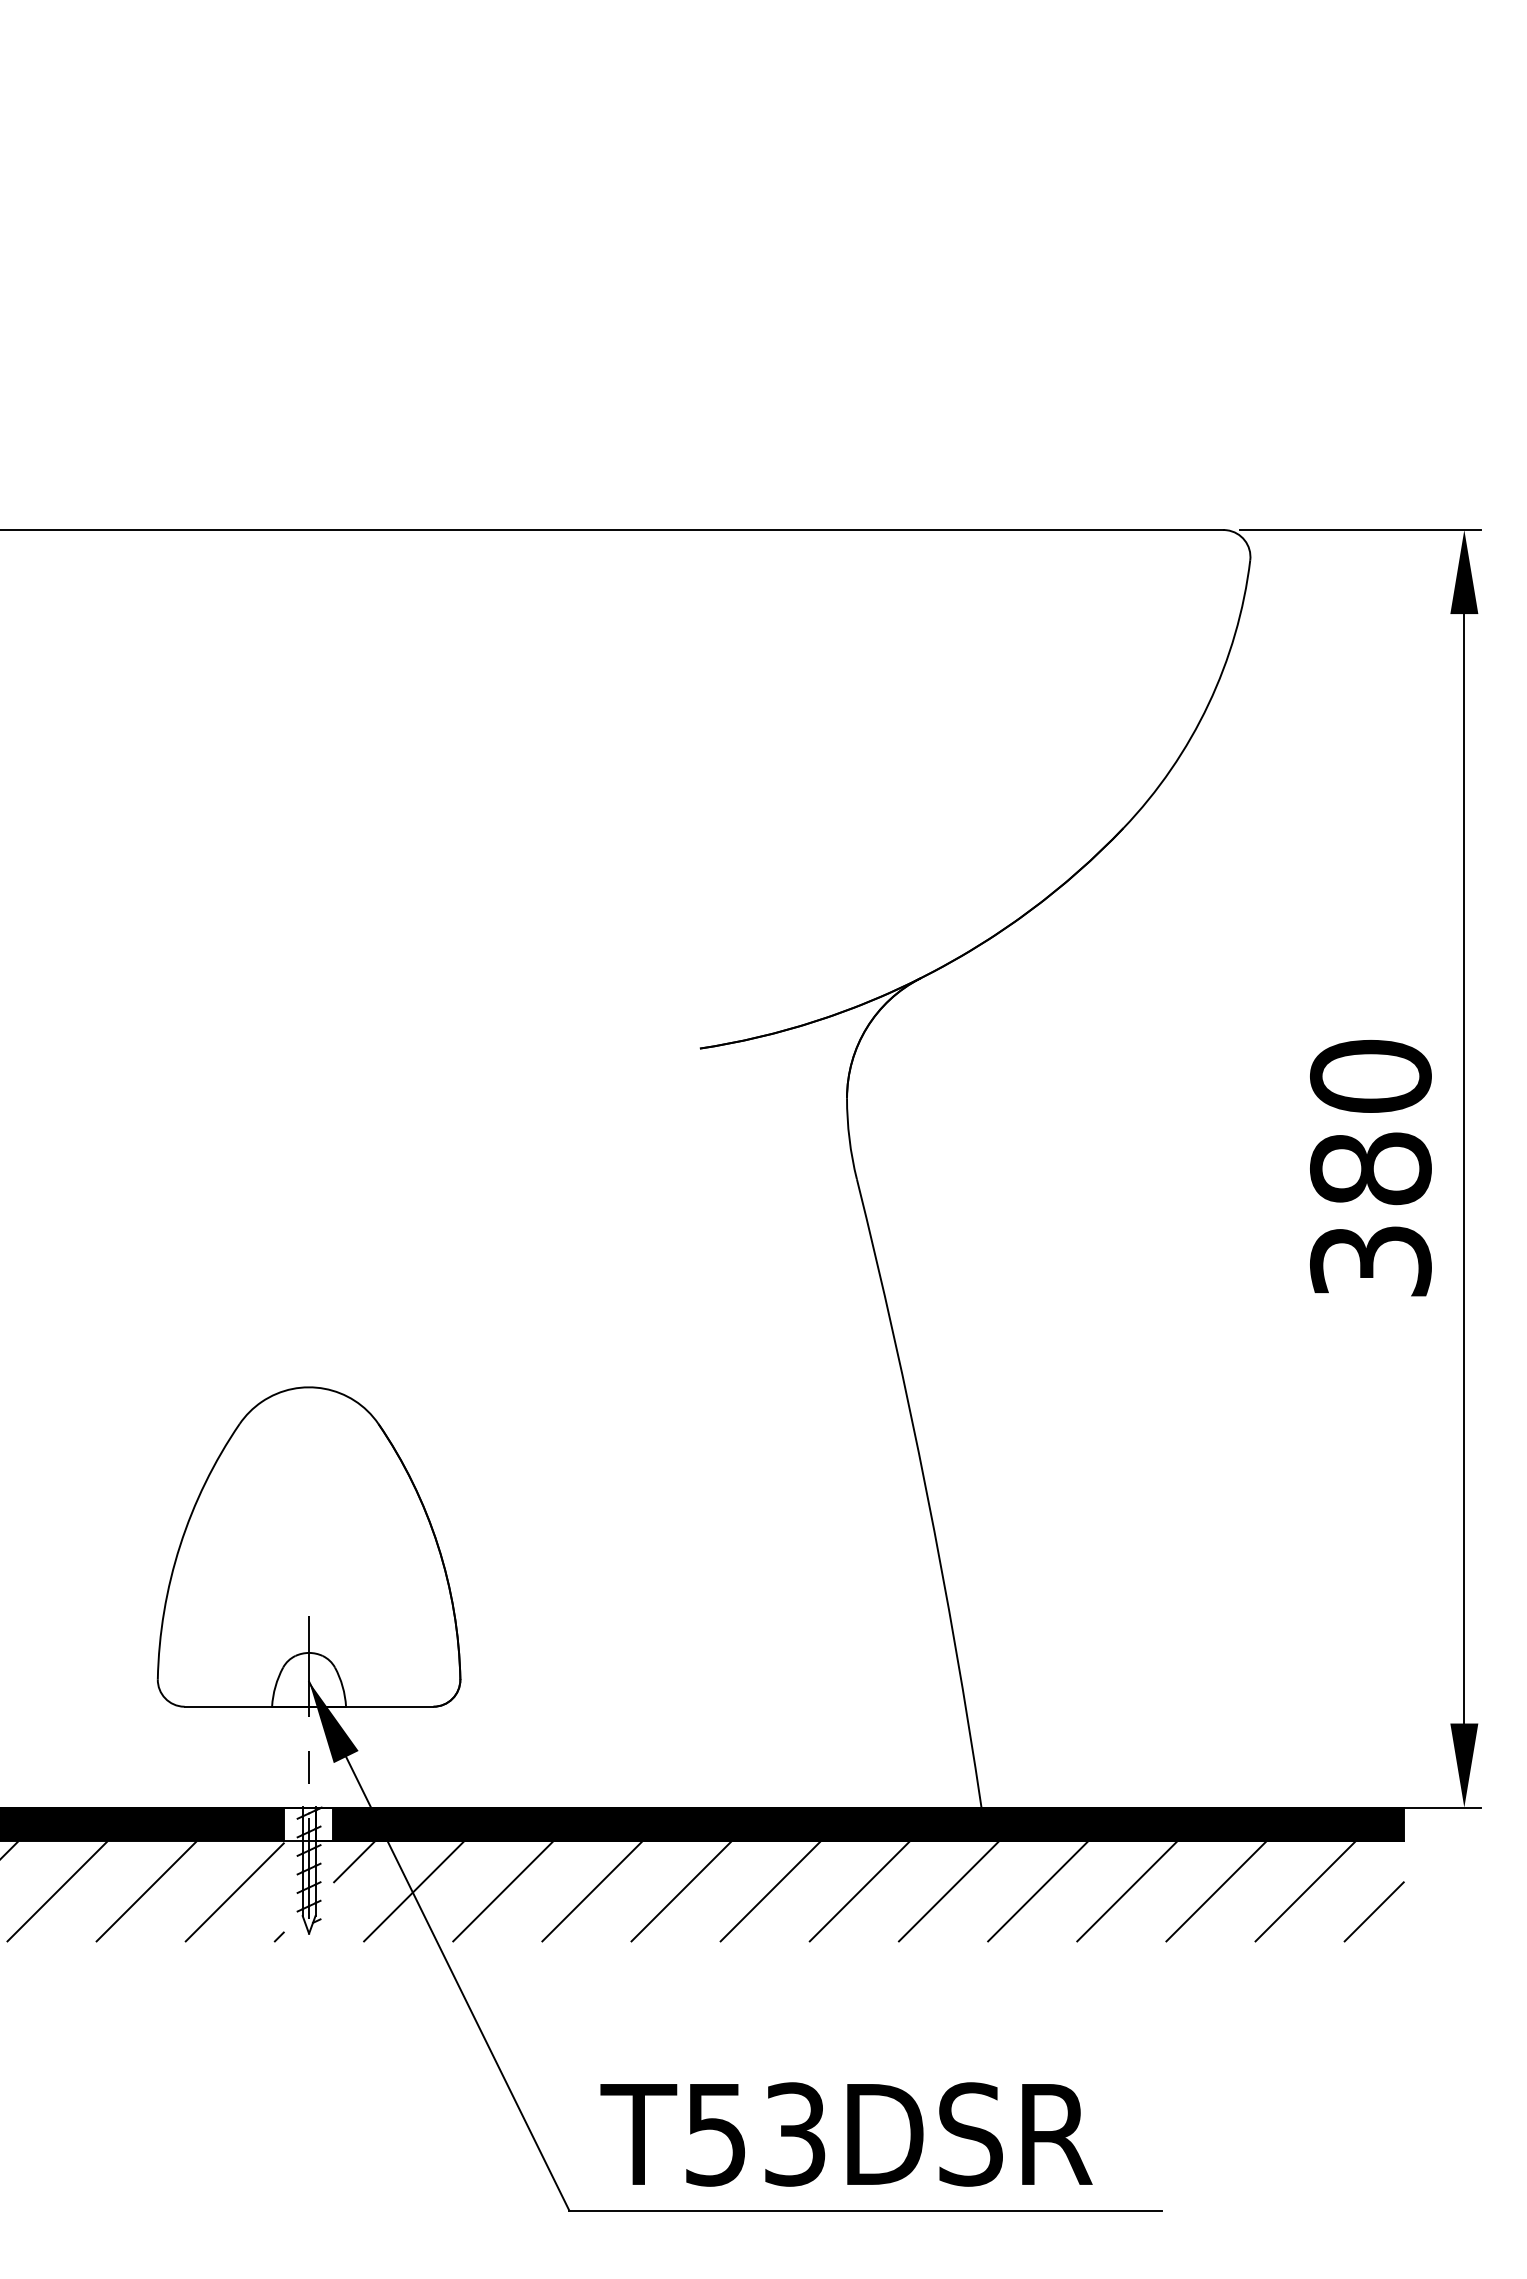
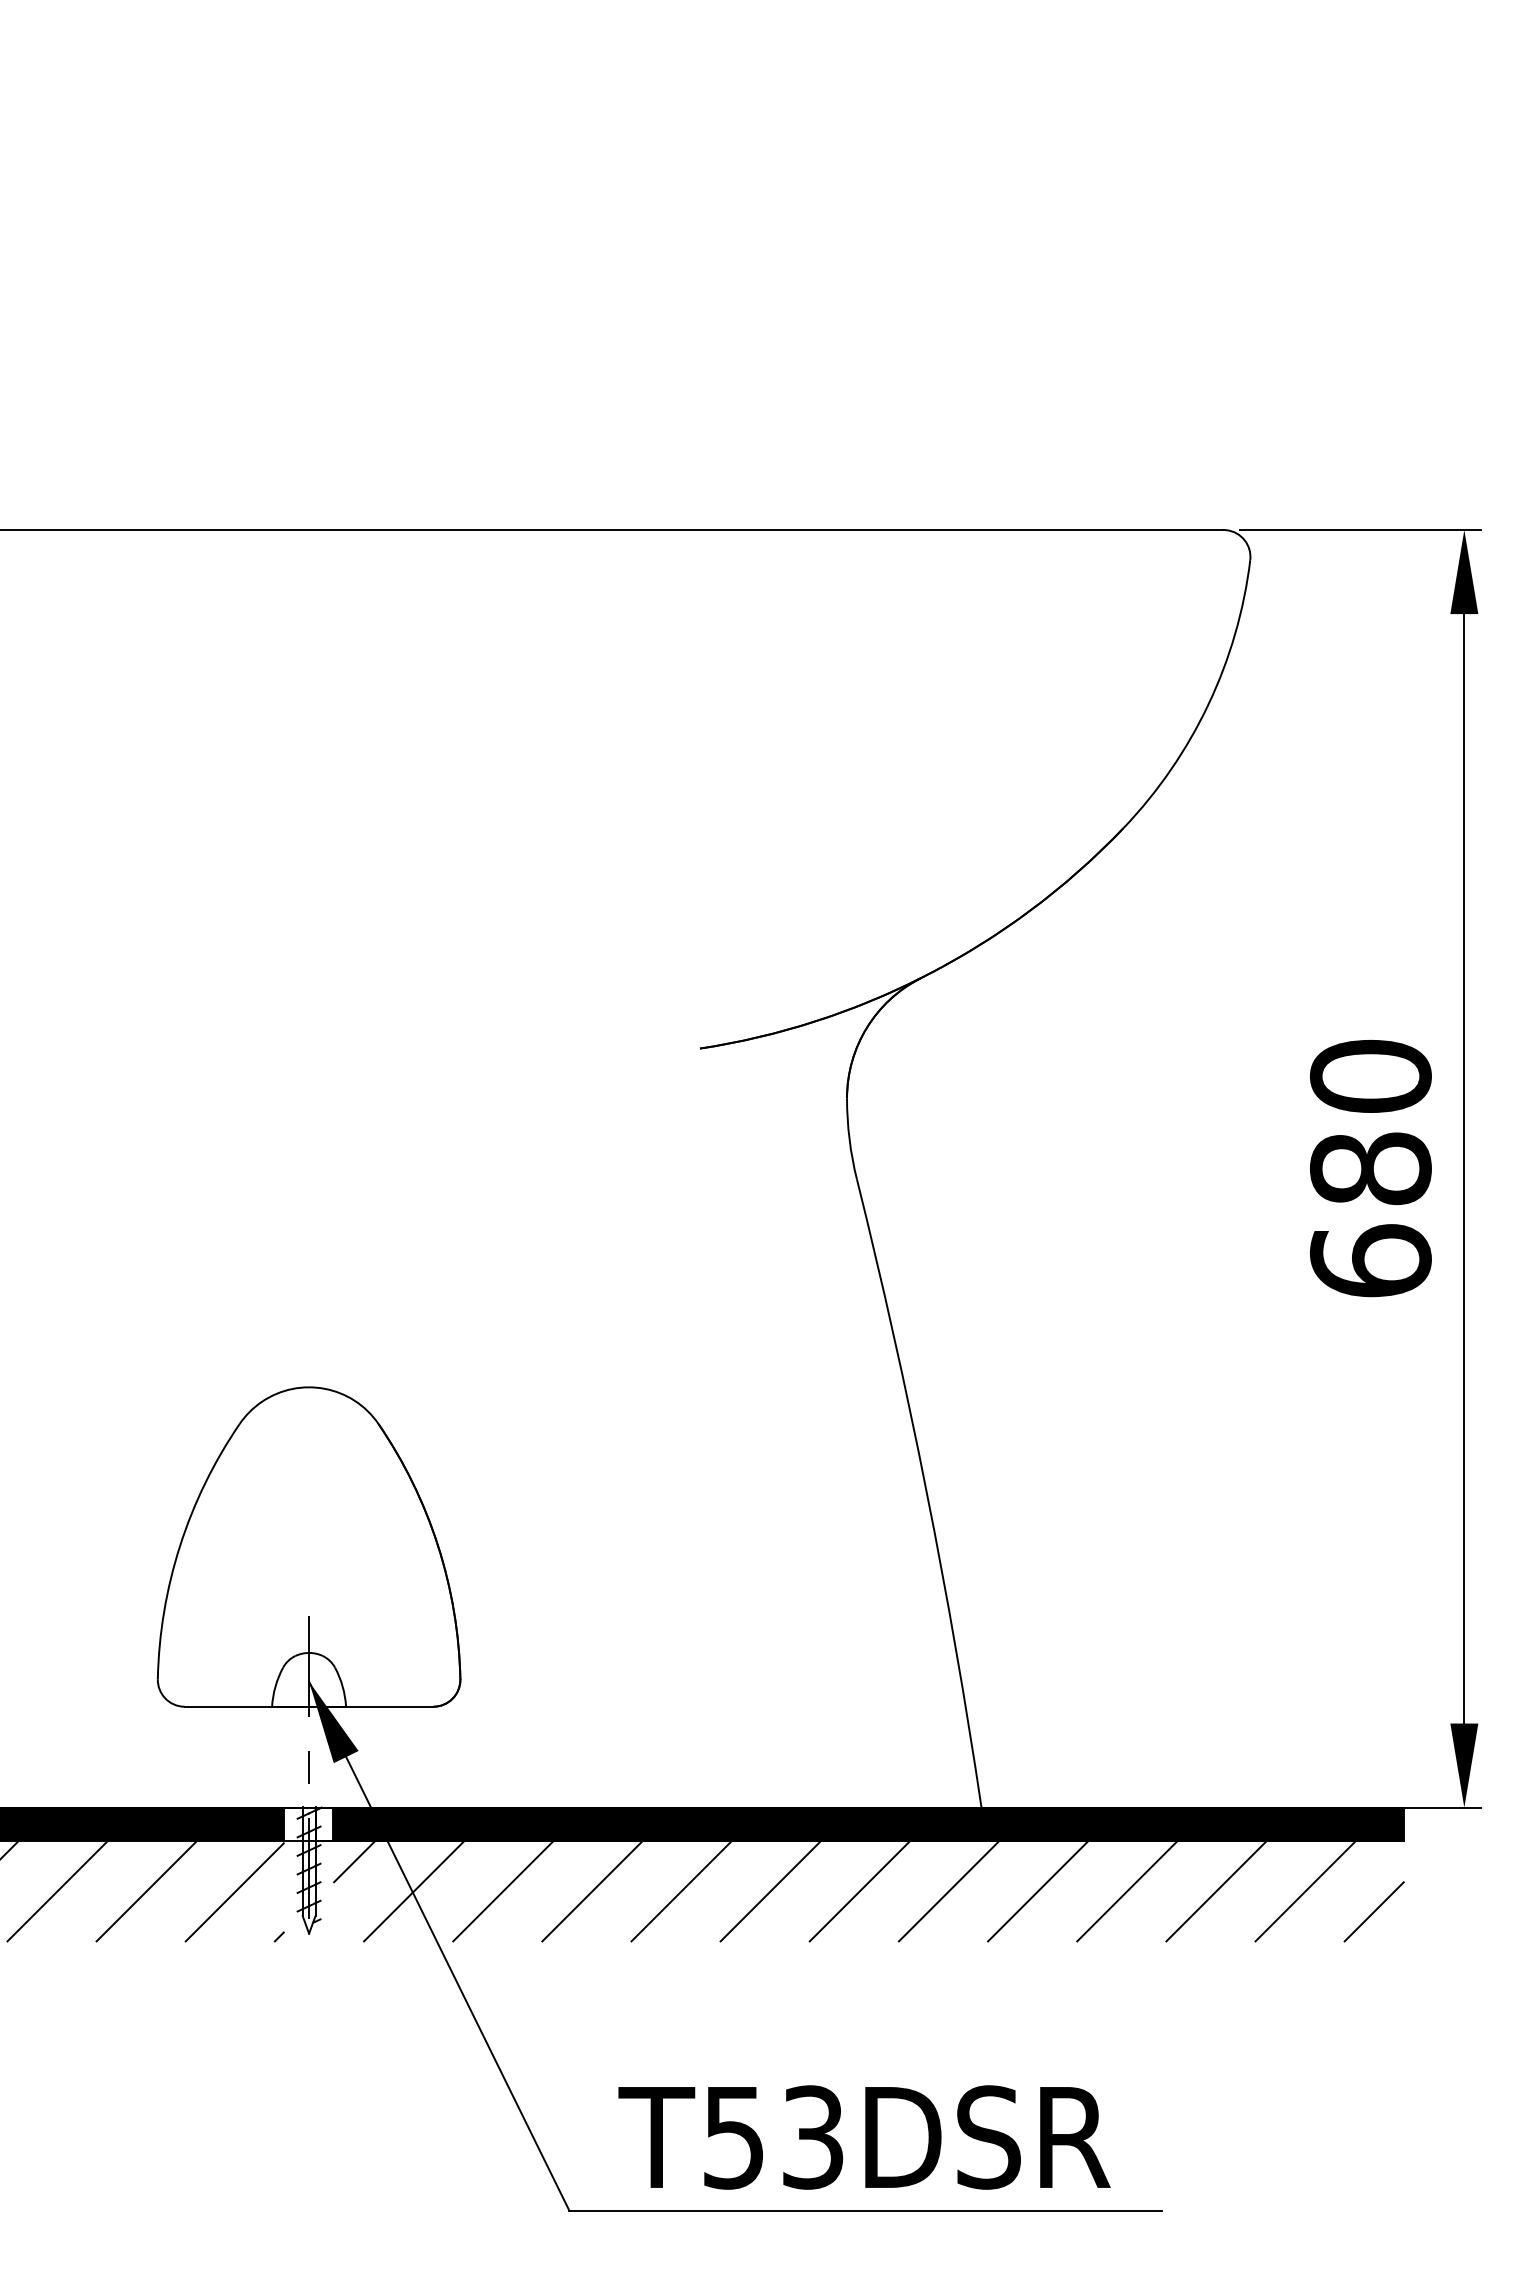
text: 380 -> 680 (1370, 1260)
text position: (846, 2134) -> (864, 2137) (864, 2137)
